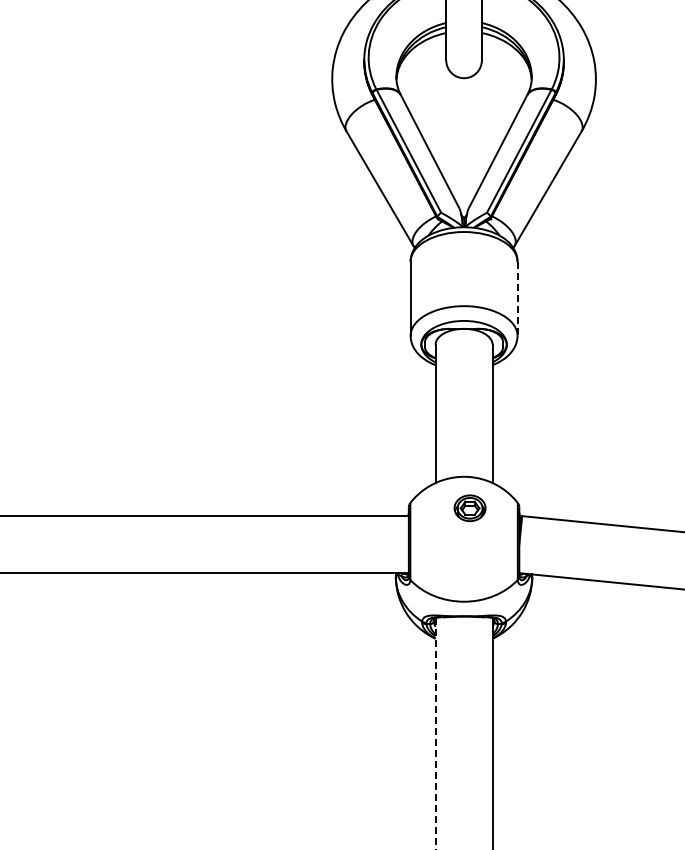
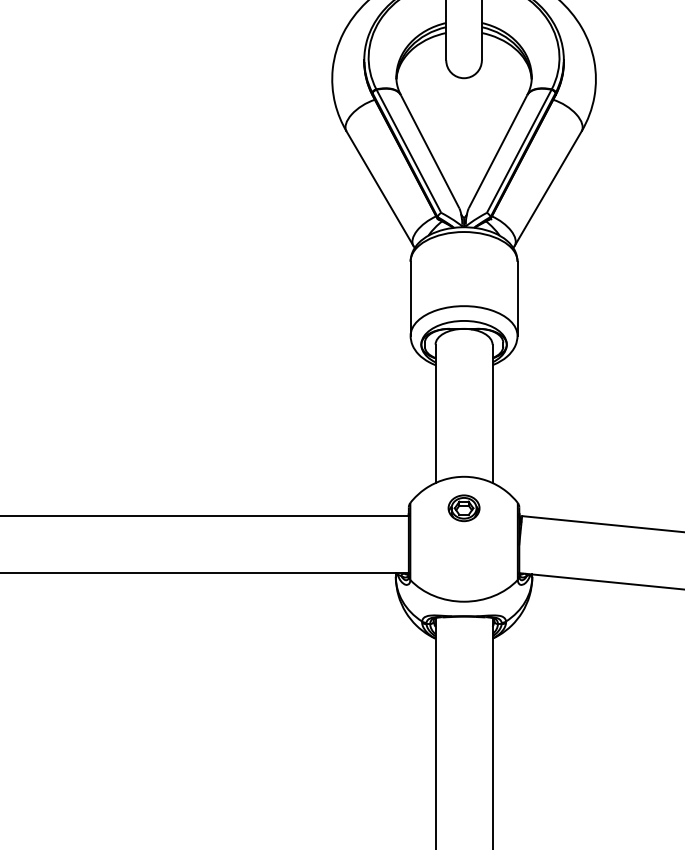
line: dashed -> solid (517, 299)
part position: (469, 508) -> (463, 508) (463, 508)
line: dashed -> solid (435, 733)
